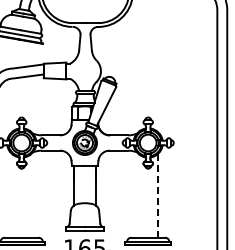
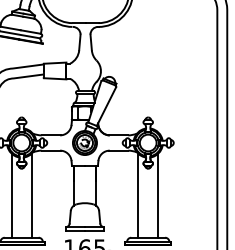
line: none -> present (11, 195)
line: none -> present (31, 195)
line: none -> present (138, 195)
line: dashed -> solid (158, 195)
